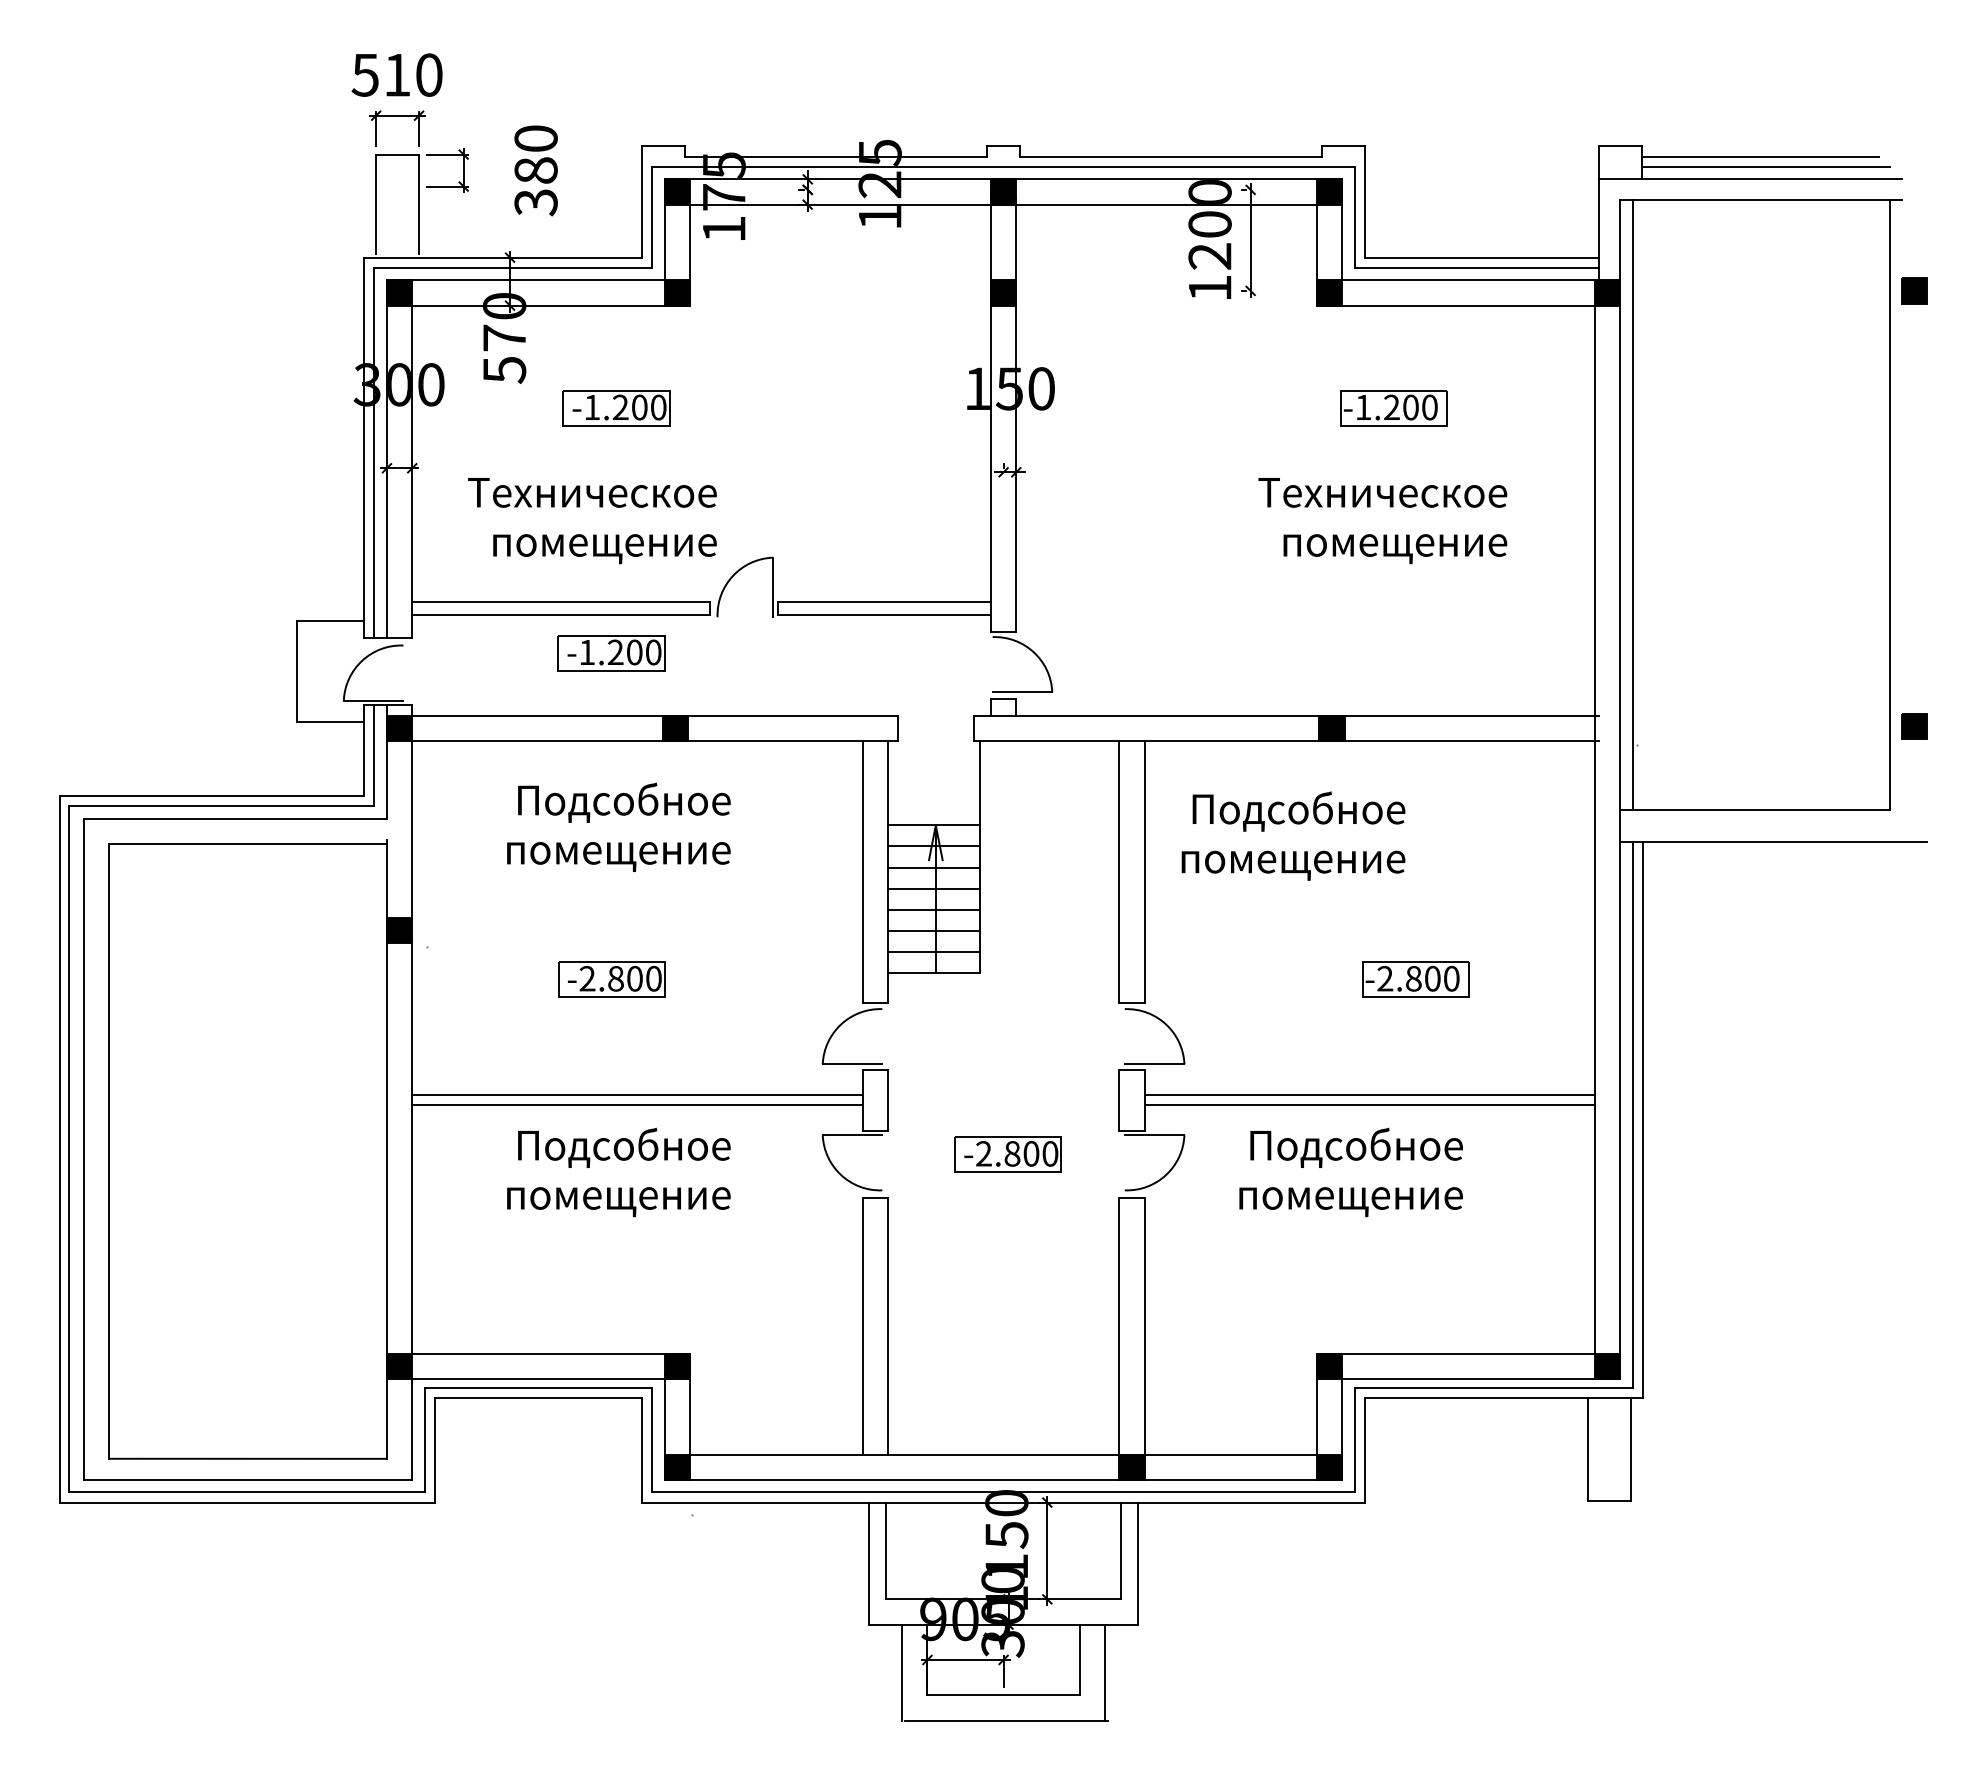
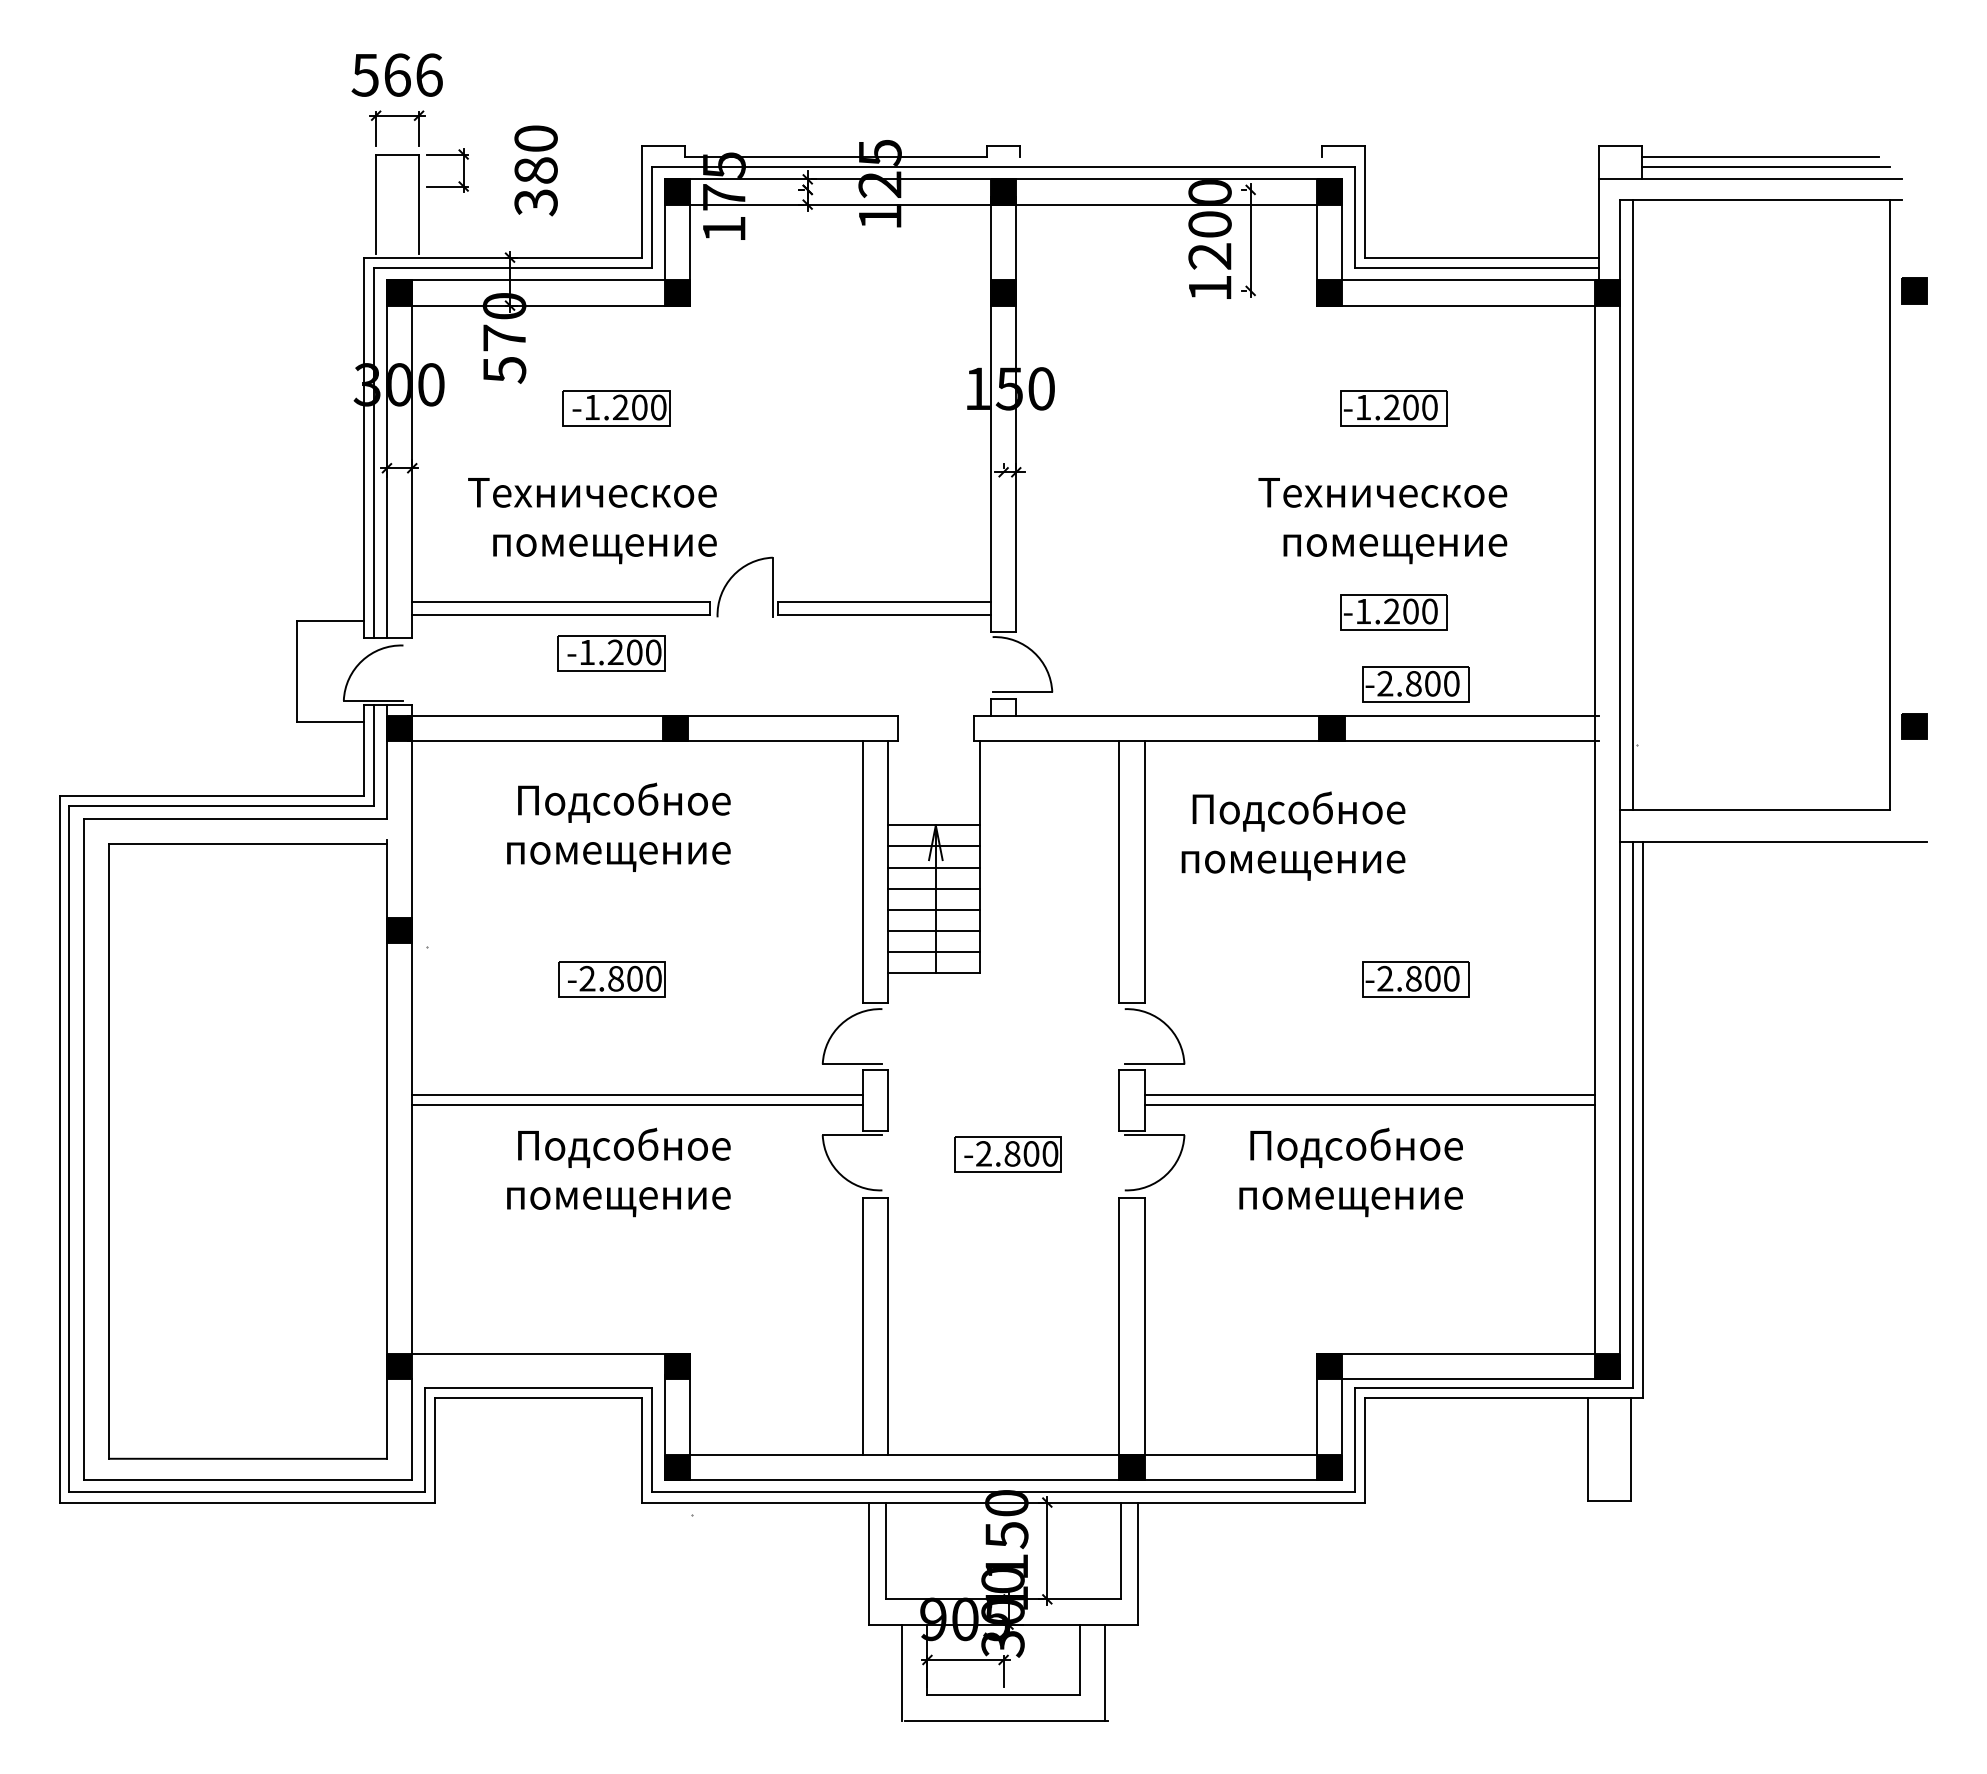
text: 510 -> 566 (413, 74)
line: present -> none (1171, 156)
part: none -> present (1393, 612)
part: none -> present (1415, 684)
line: present -> none (538, 1378)
